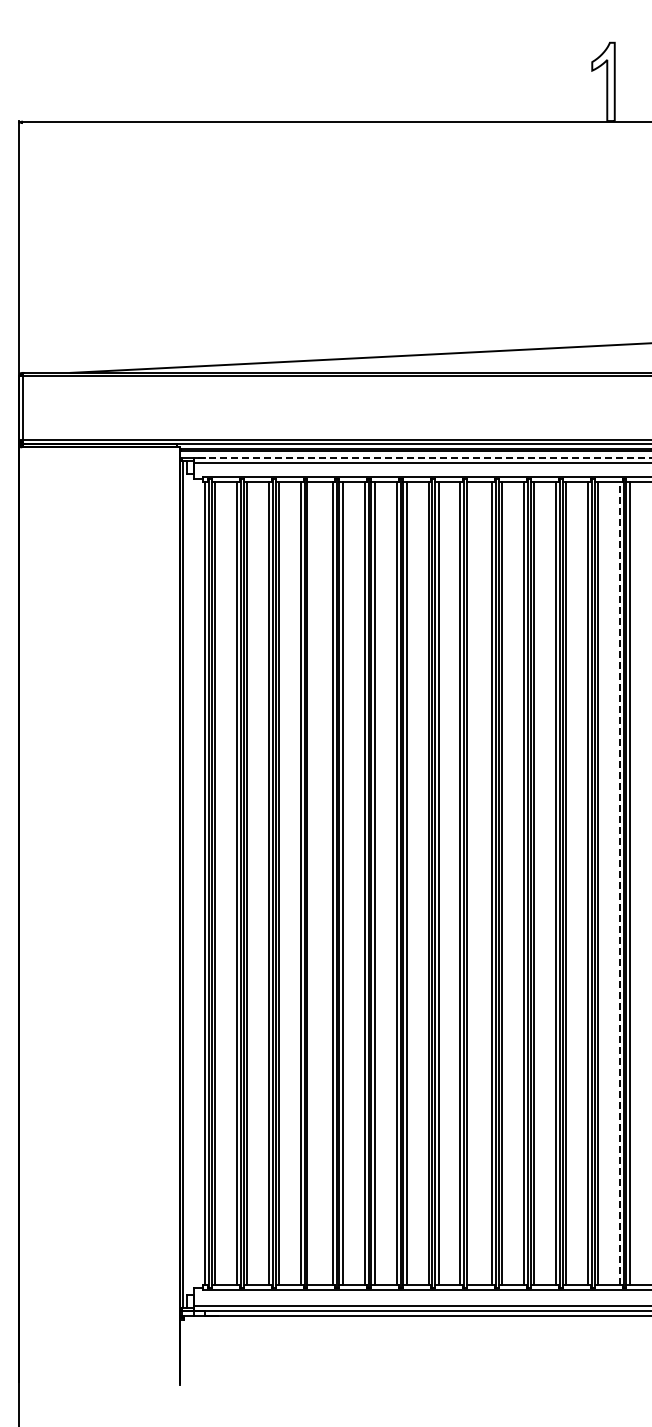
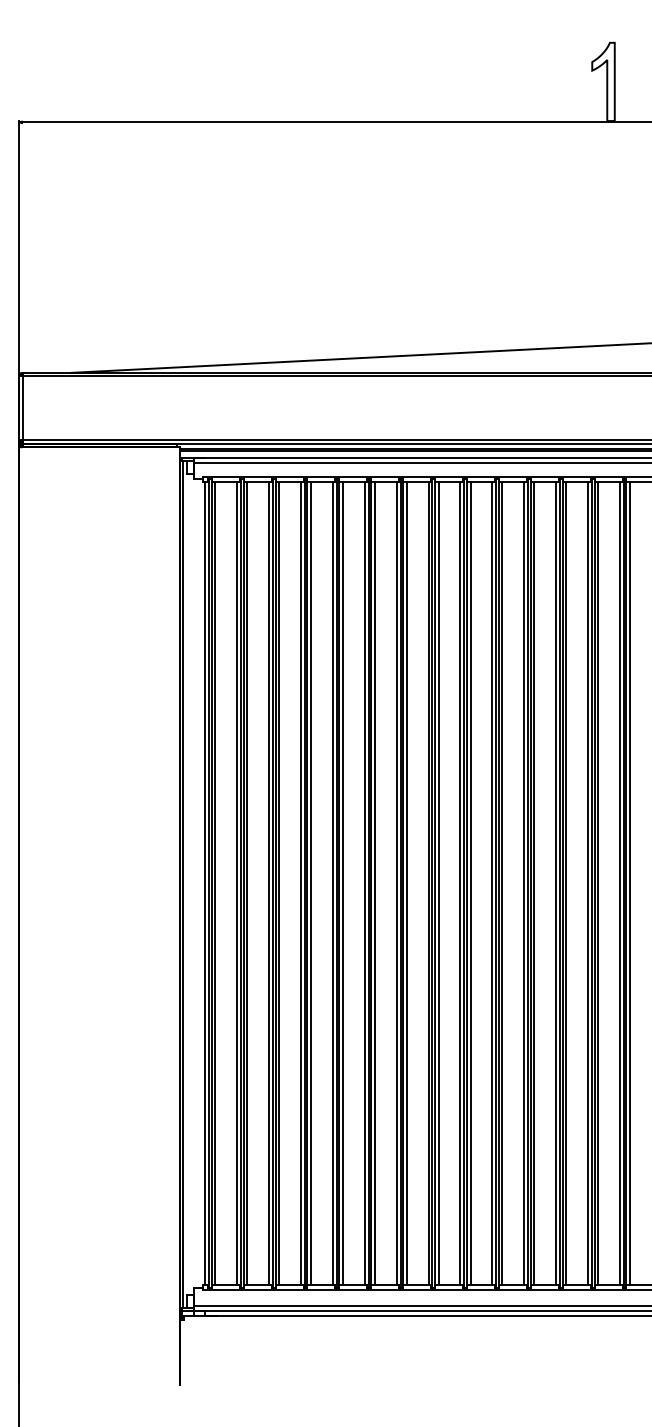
line: dashed -> solid (422, 458)
line: none -> present (311, 883)
line: none -> present (470, 883)
line: dashed -> solid (619, 883)
